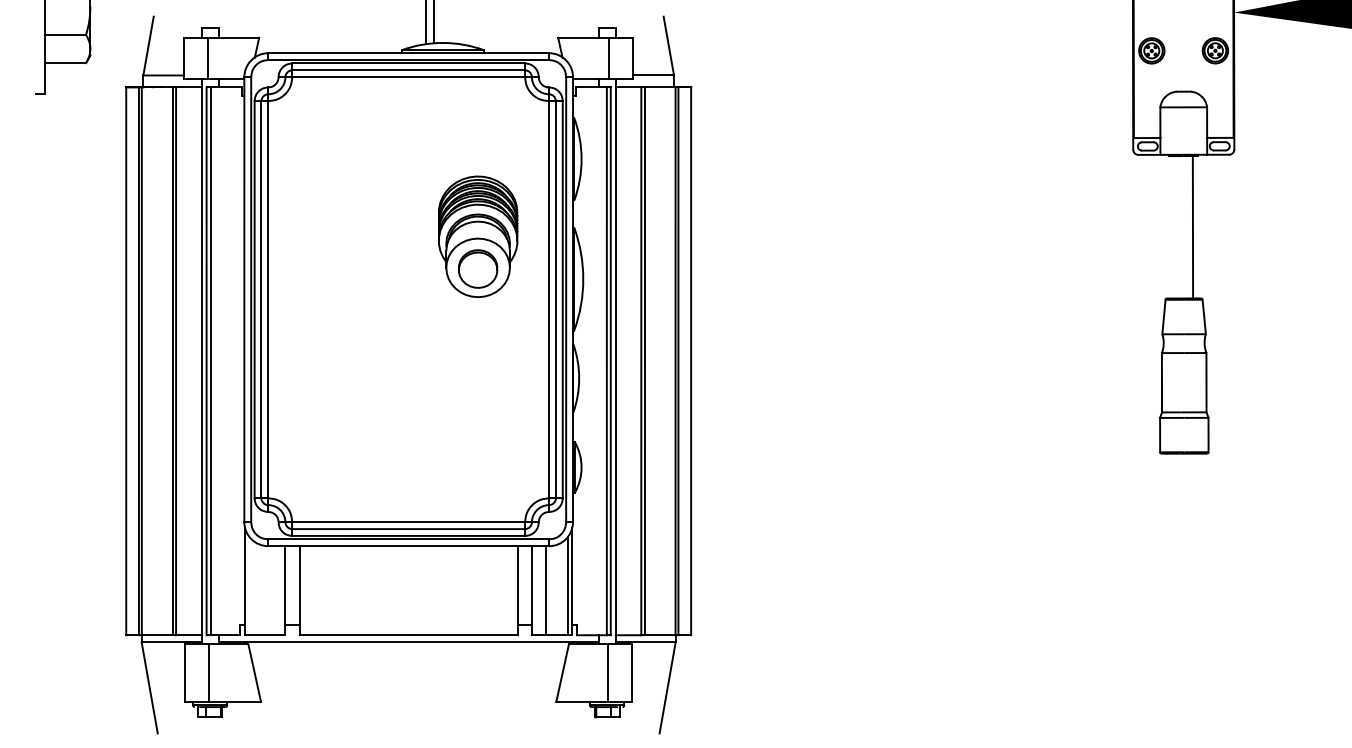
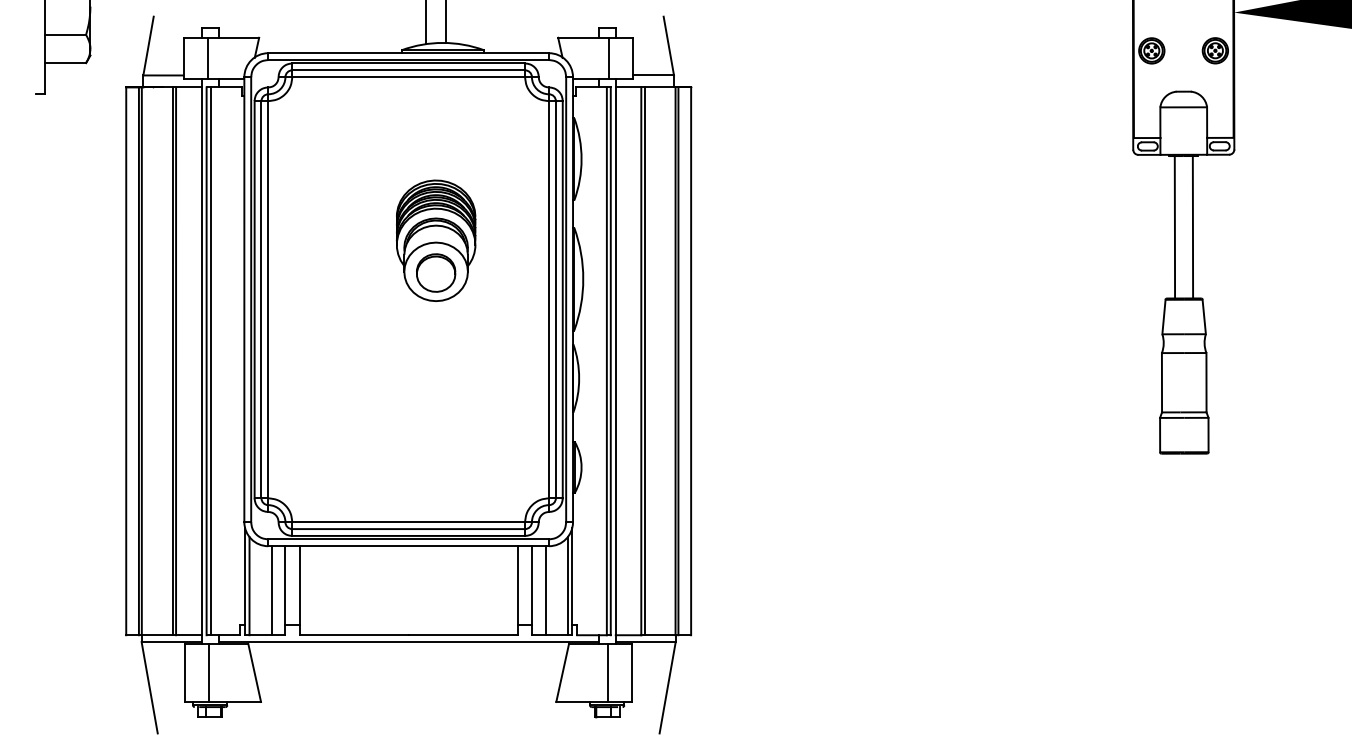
line position: (434, 22) -> (446, 22) (446, 22)
line: none -> present (1174, 227)
part position: (478, 236) -> (436, 240) (436, 240)
line: none -> present (249, 586)
line: none -> present (271, 590)
